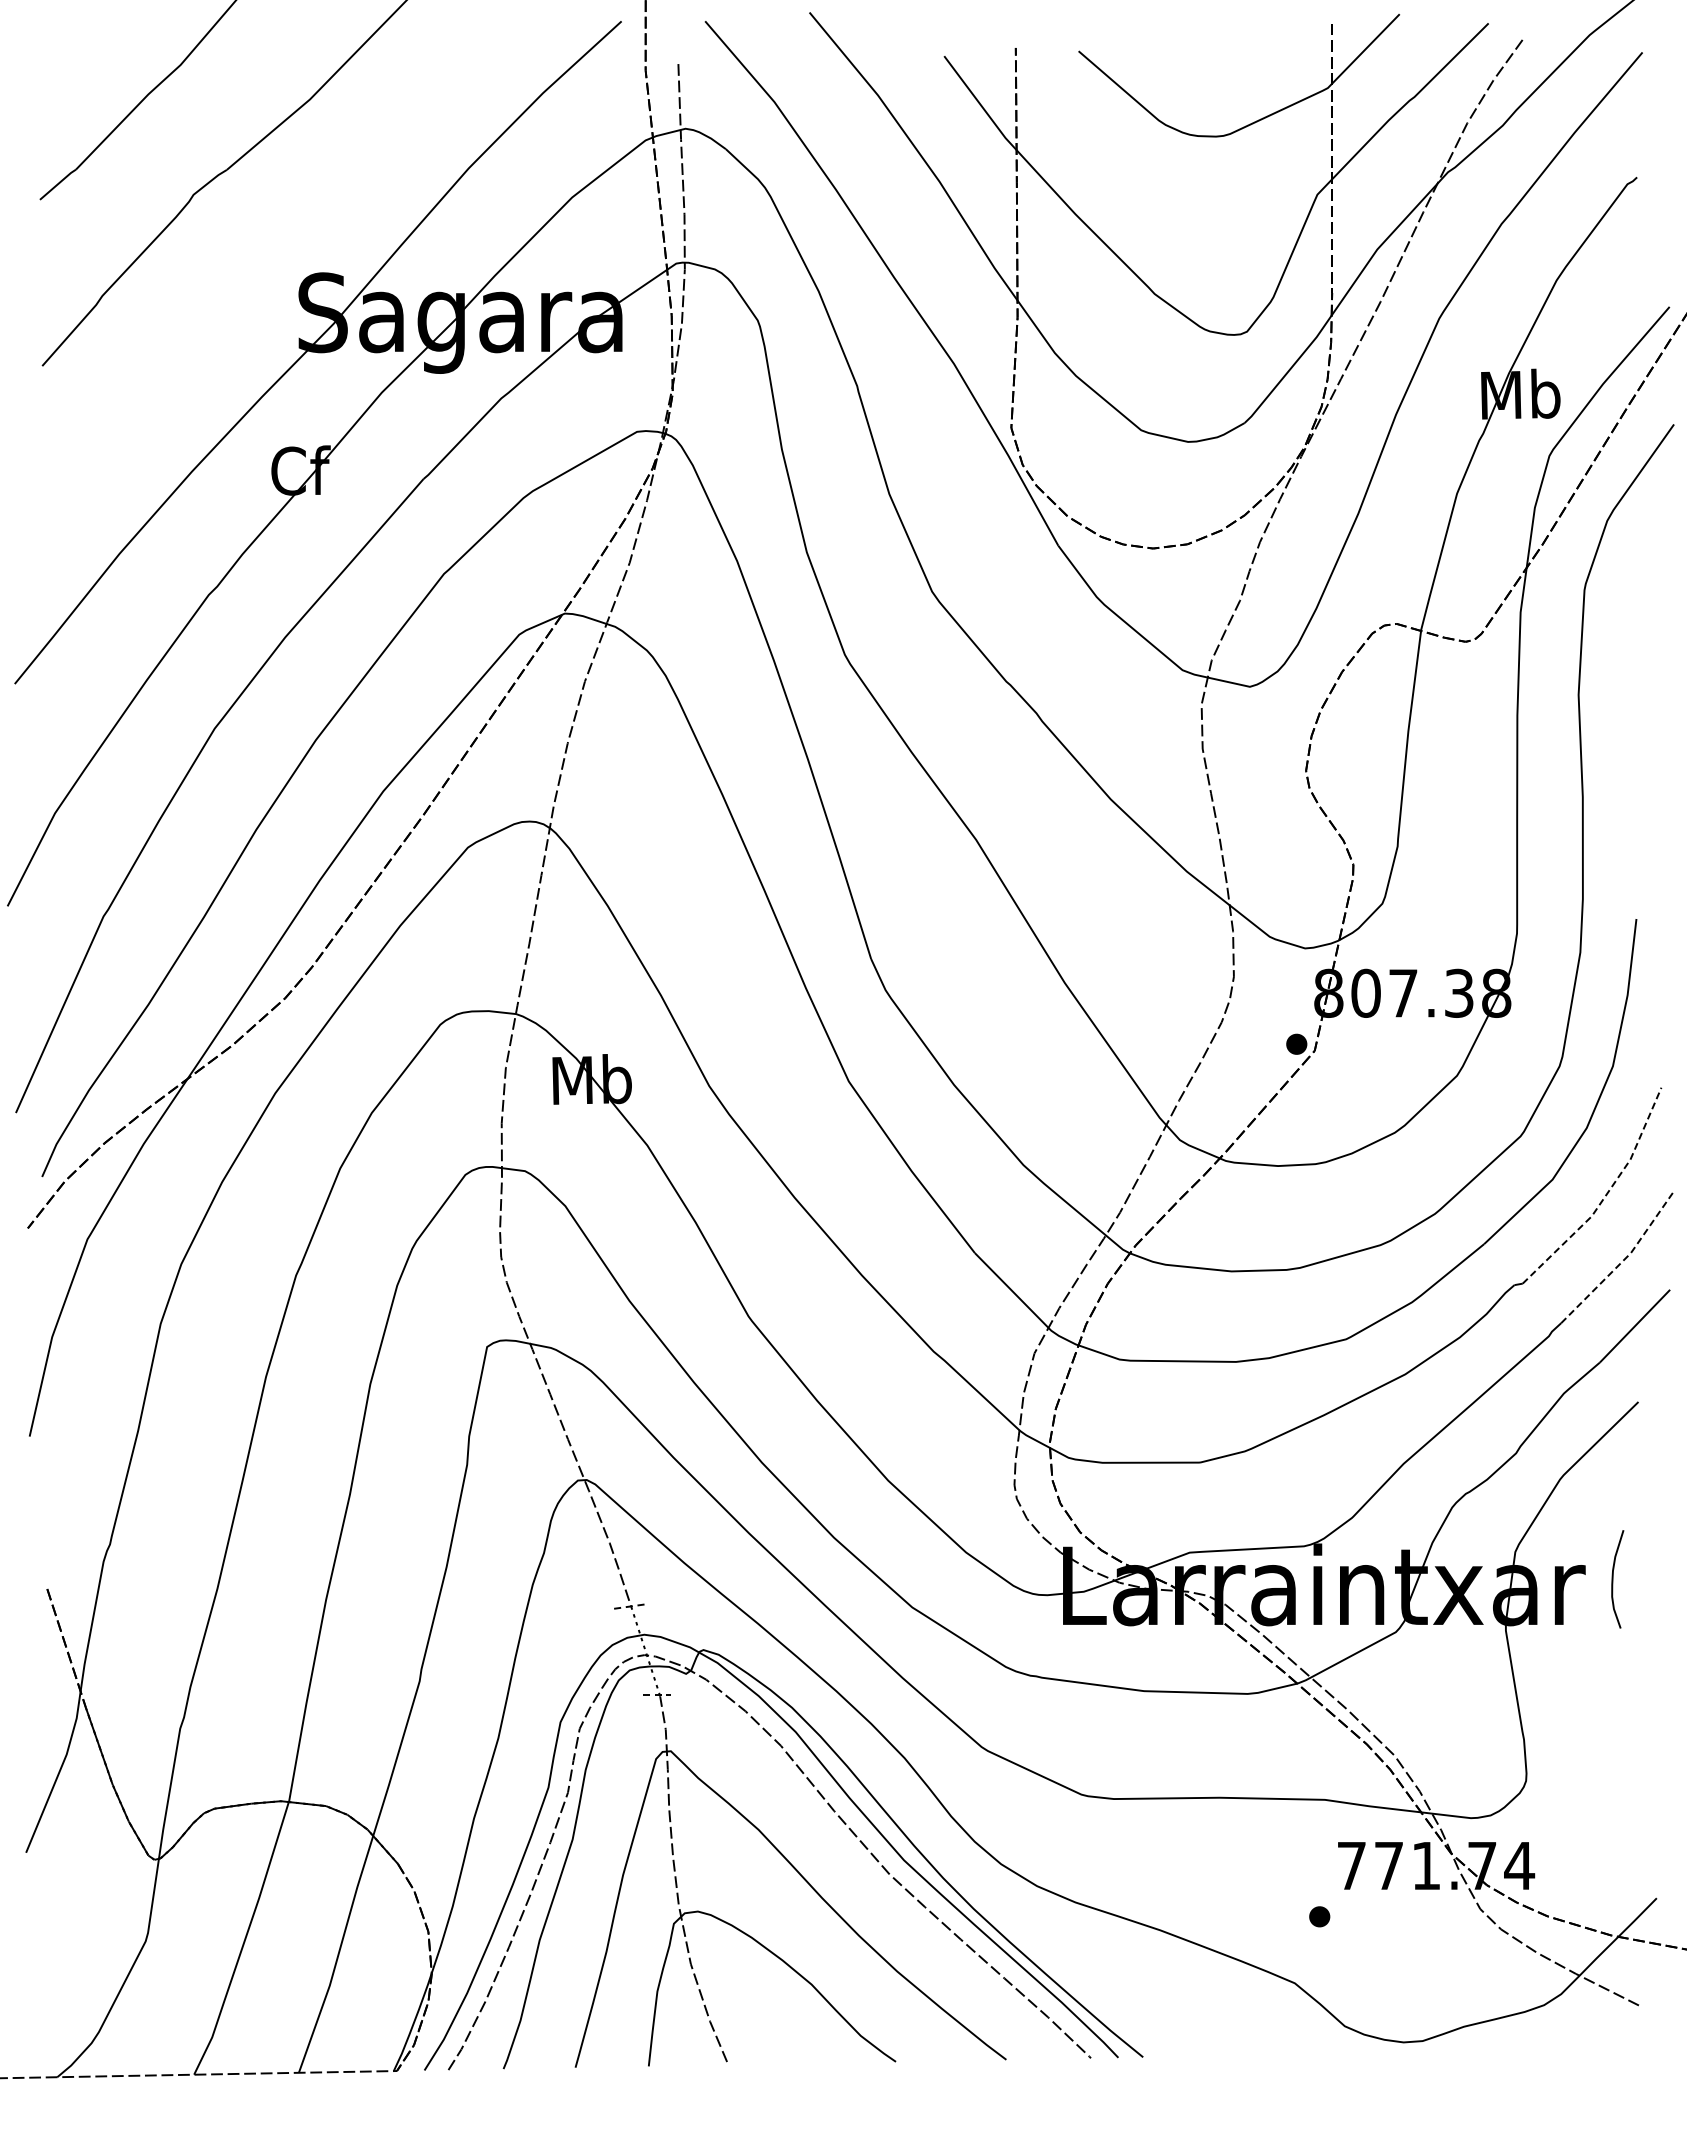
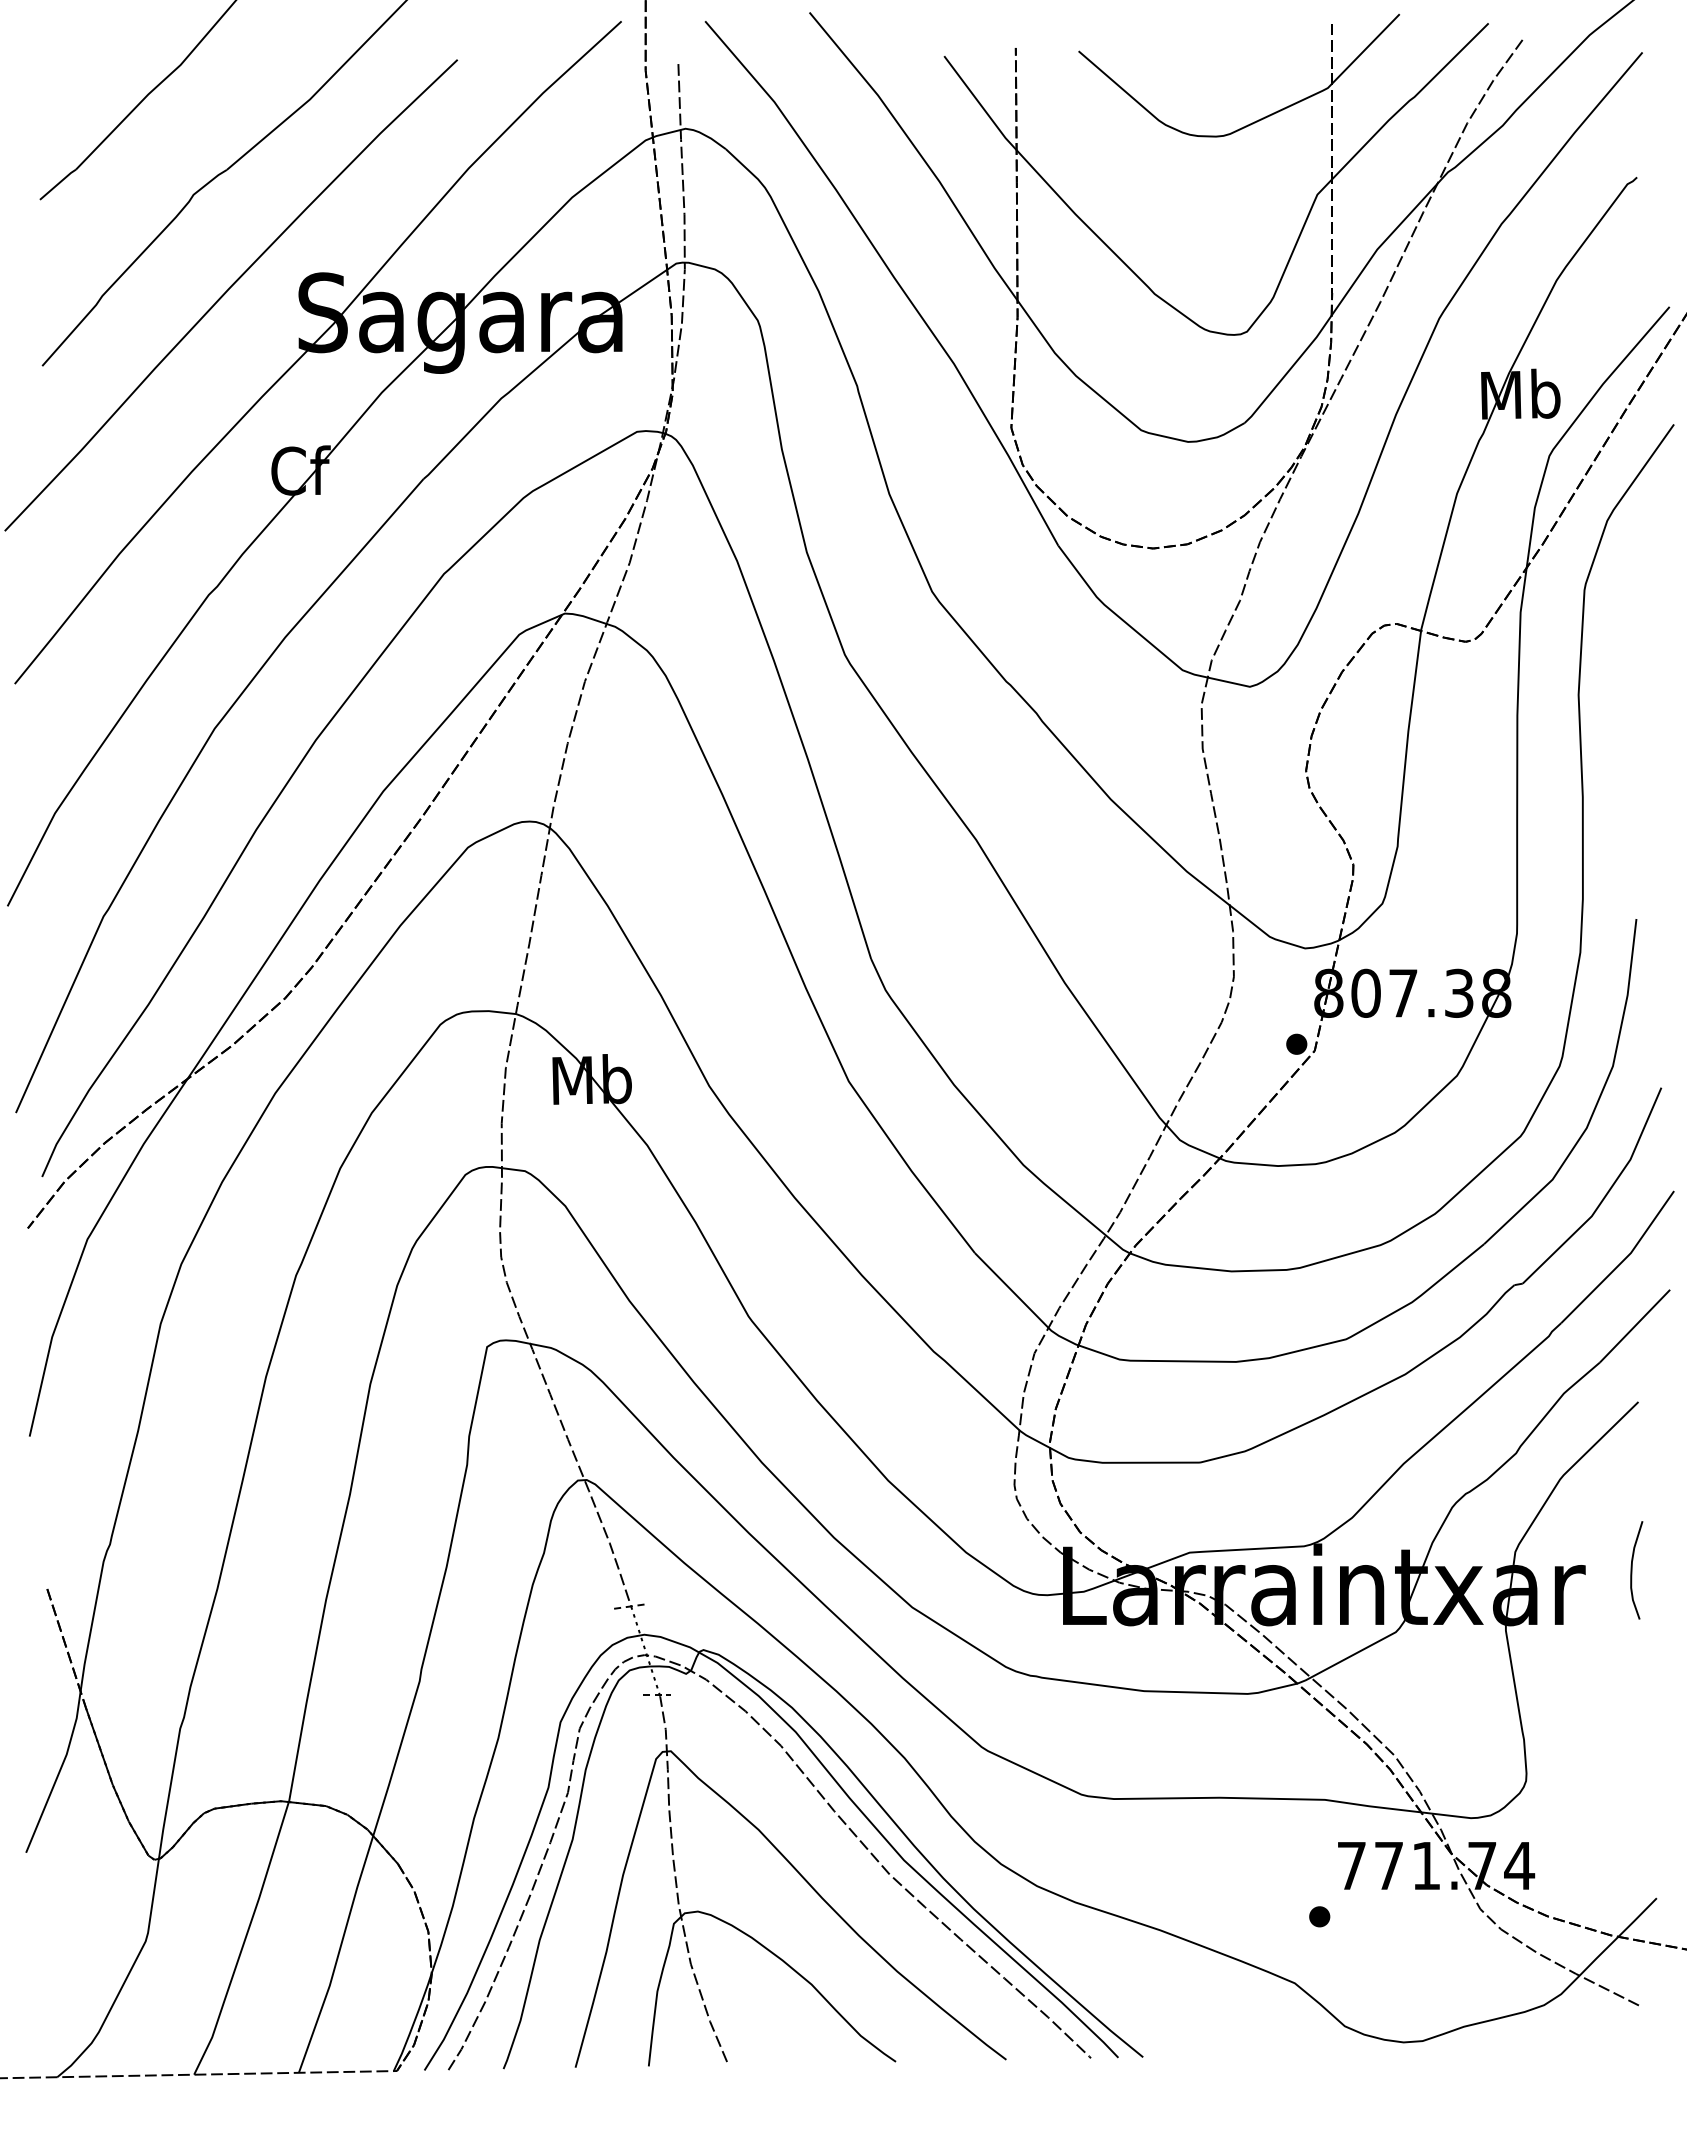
curve: none -> present (226, 293)
line: dashed -> solid (1606, 1194)
line: dashed -> solid (1623, 1260)
curve position: (1613, 1579) -> (1632, 1570) (1632, 1570)
